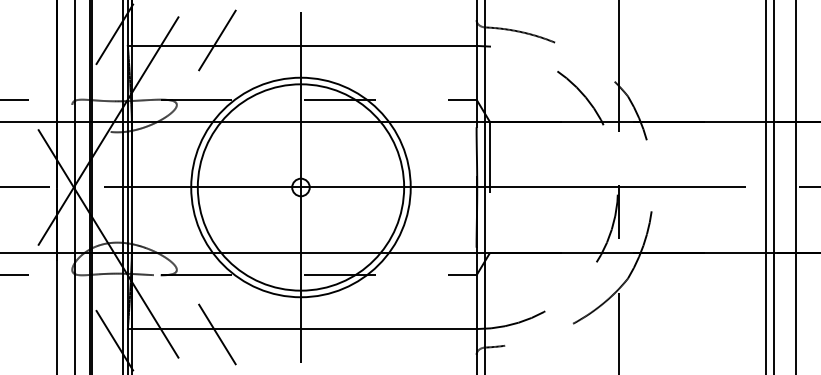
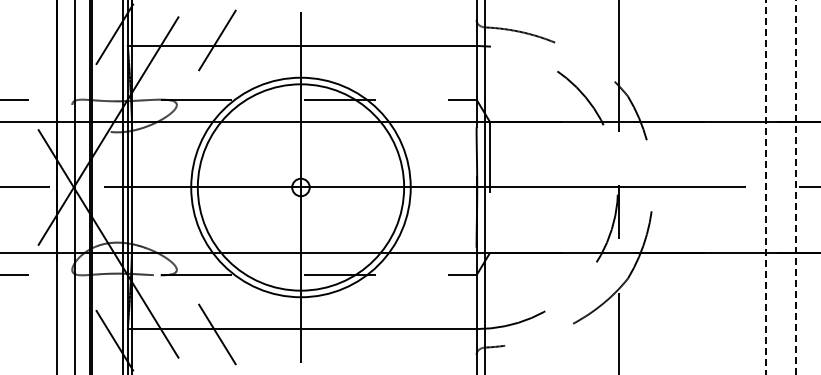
line: present -> none (773, 186)
line: solid -> dashed (796, 187)
line: solid -> dashed (765, 188)
